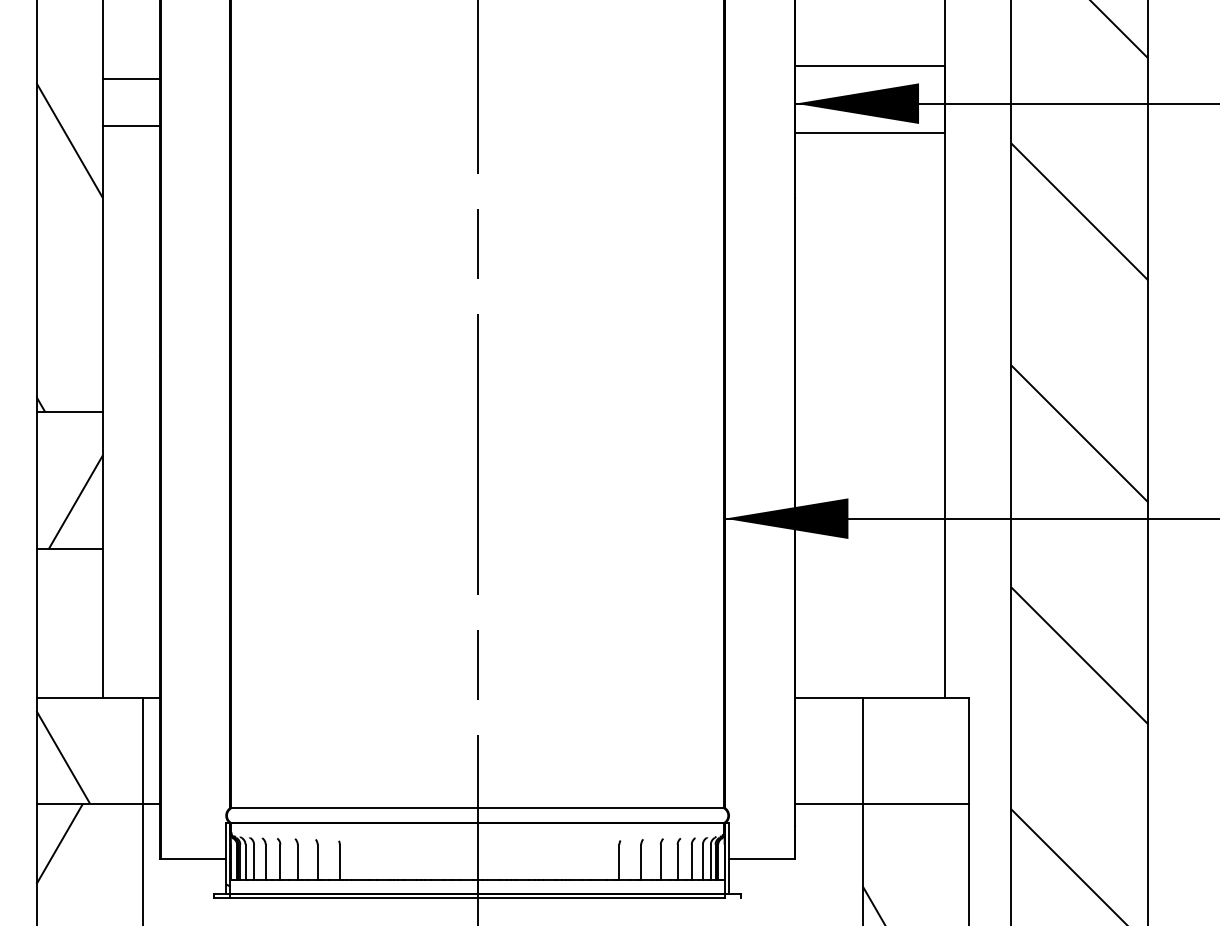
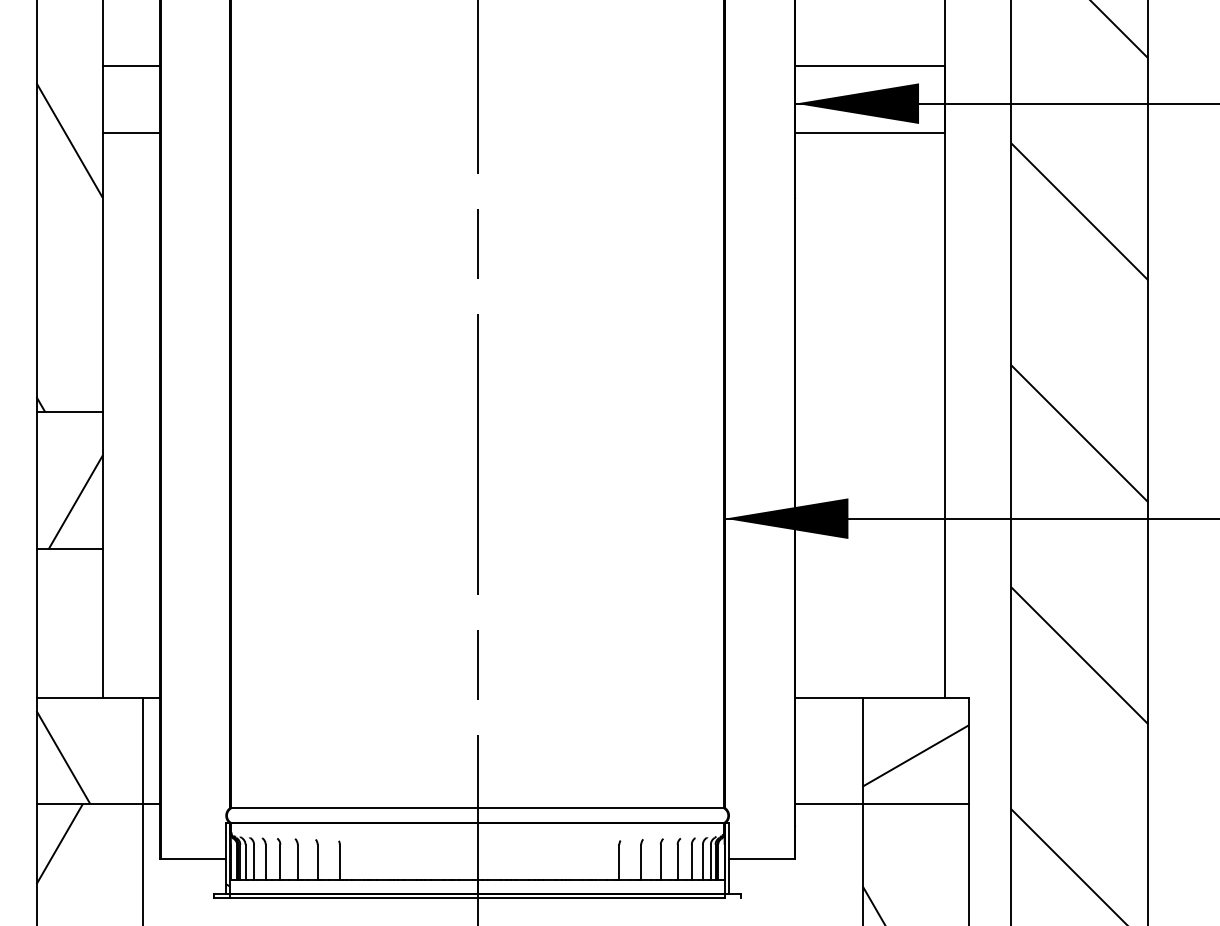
line position: (130, 79) -> (130, 66) (130, 66)
line position: (130, 125) -> (130, 132) (130, 132)
hatch: none -> present (915, 755)
